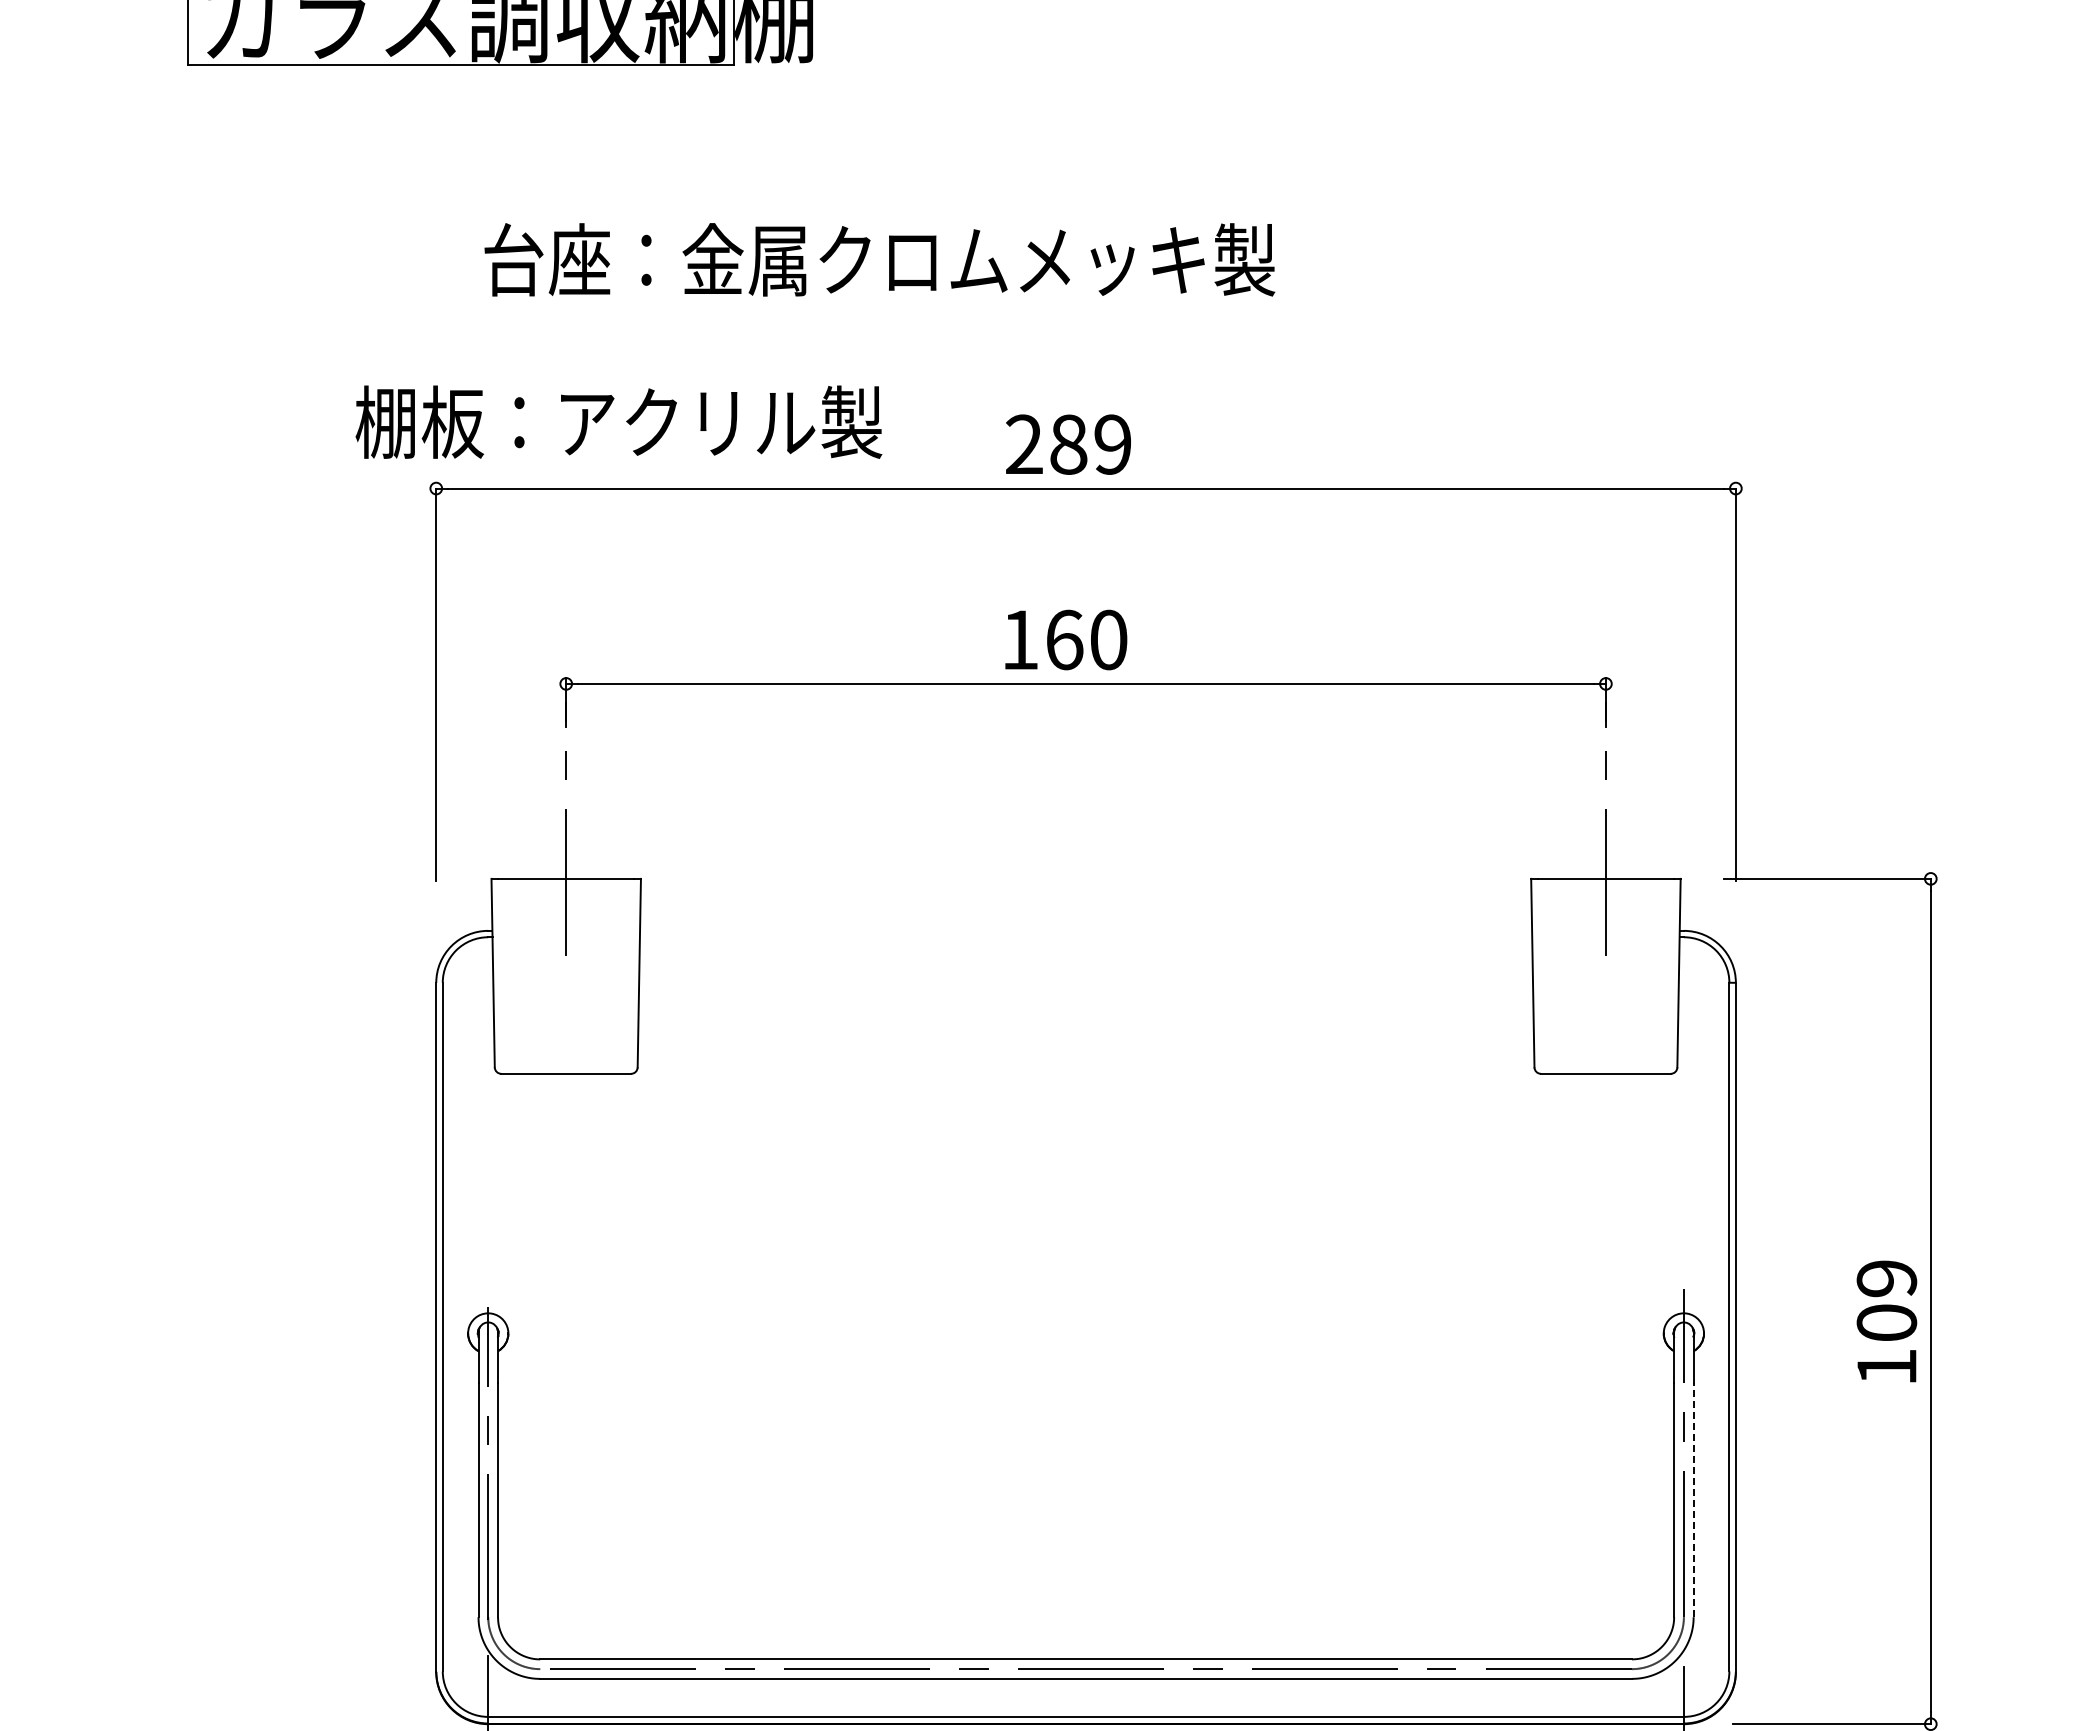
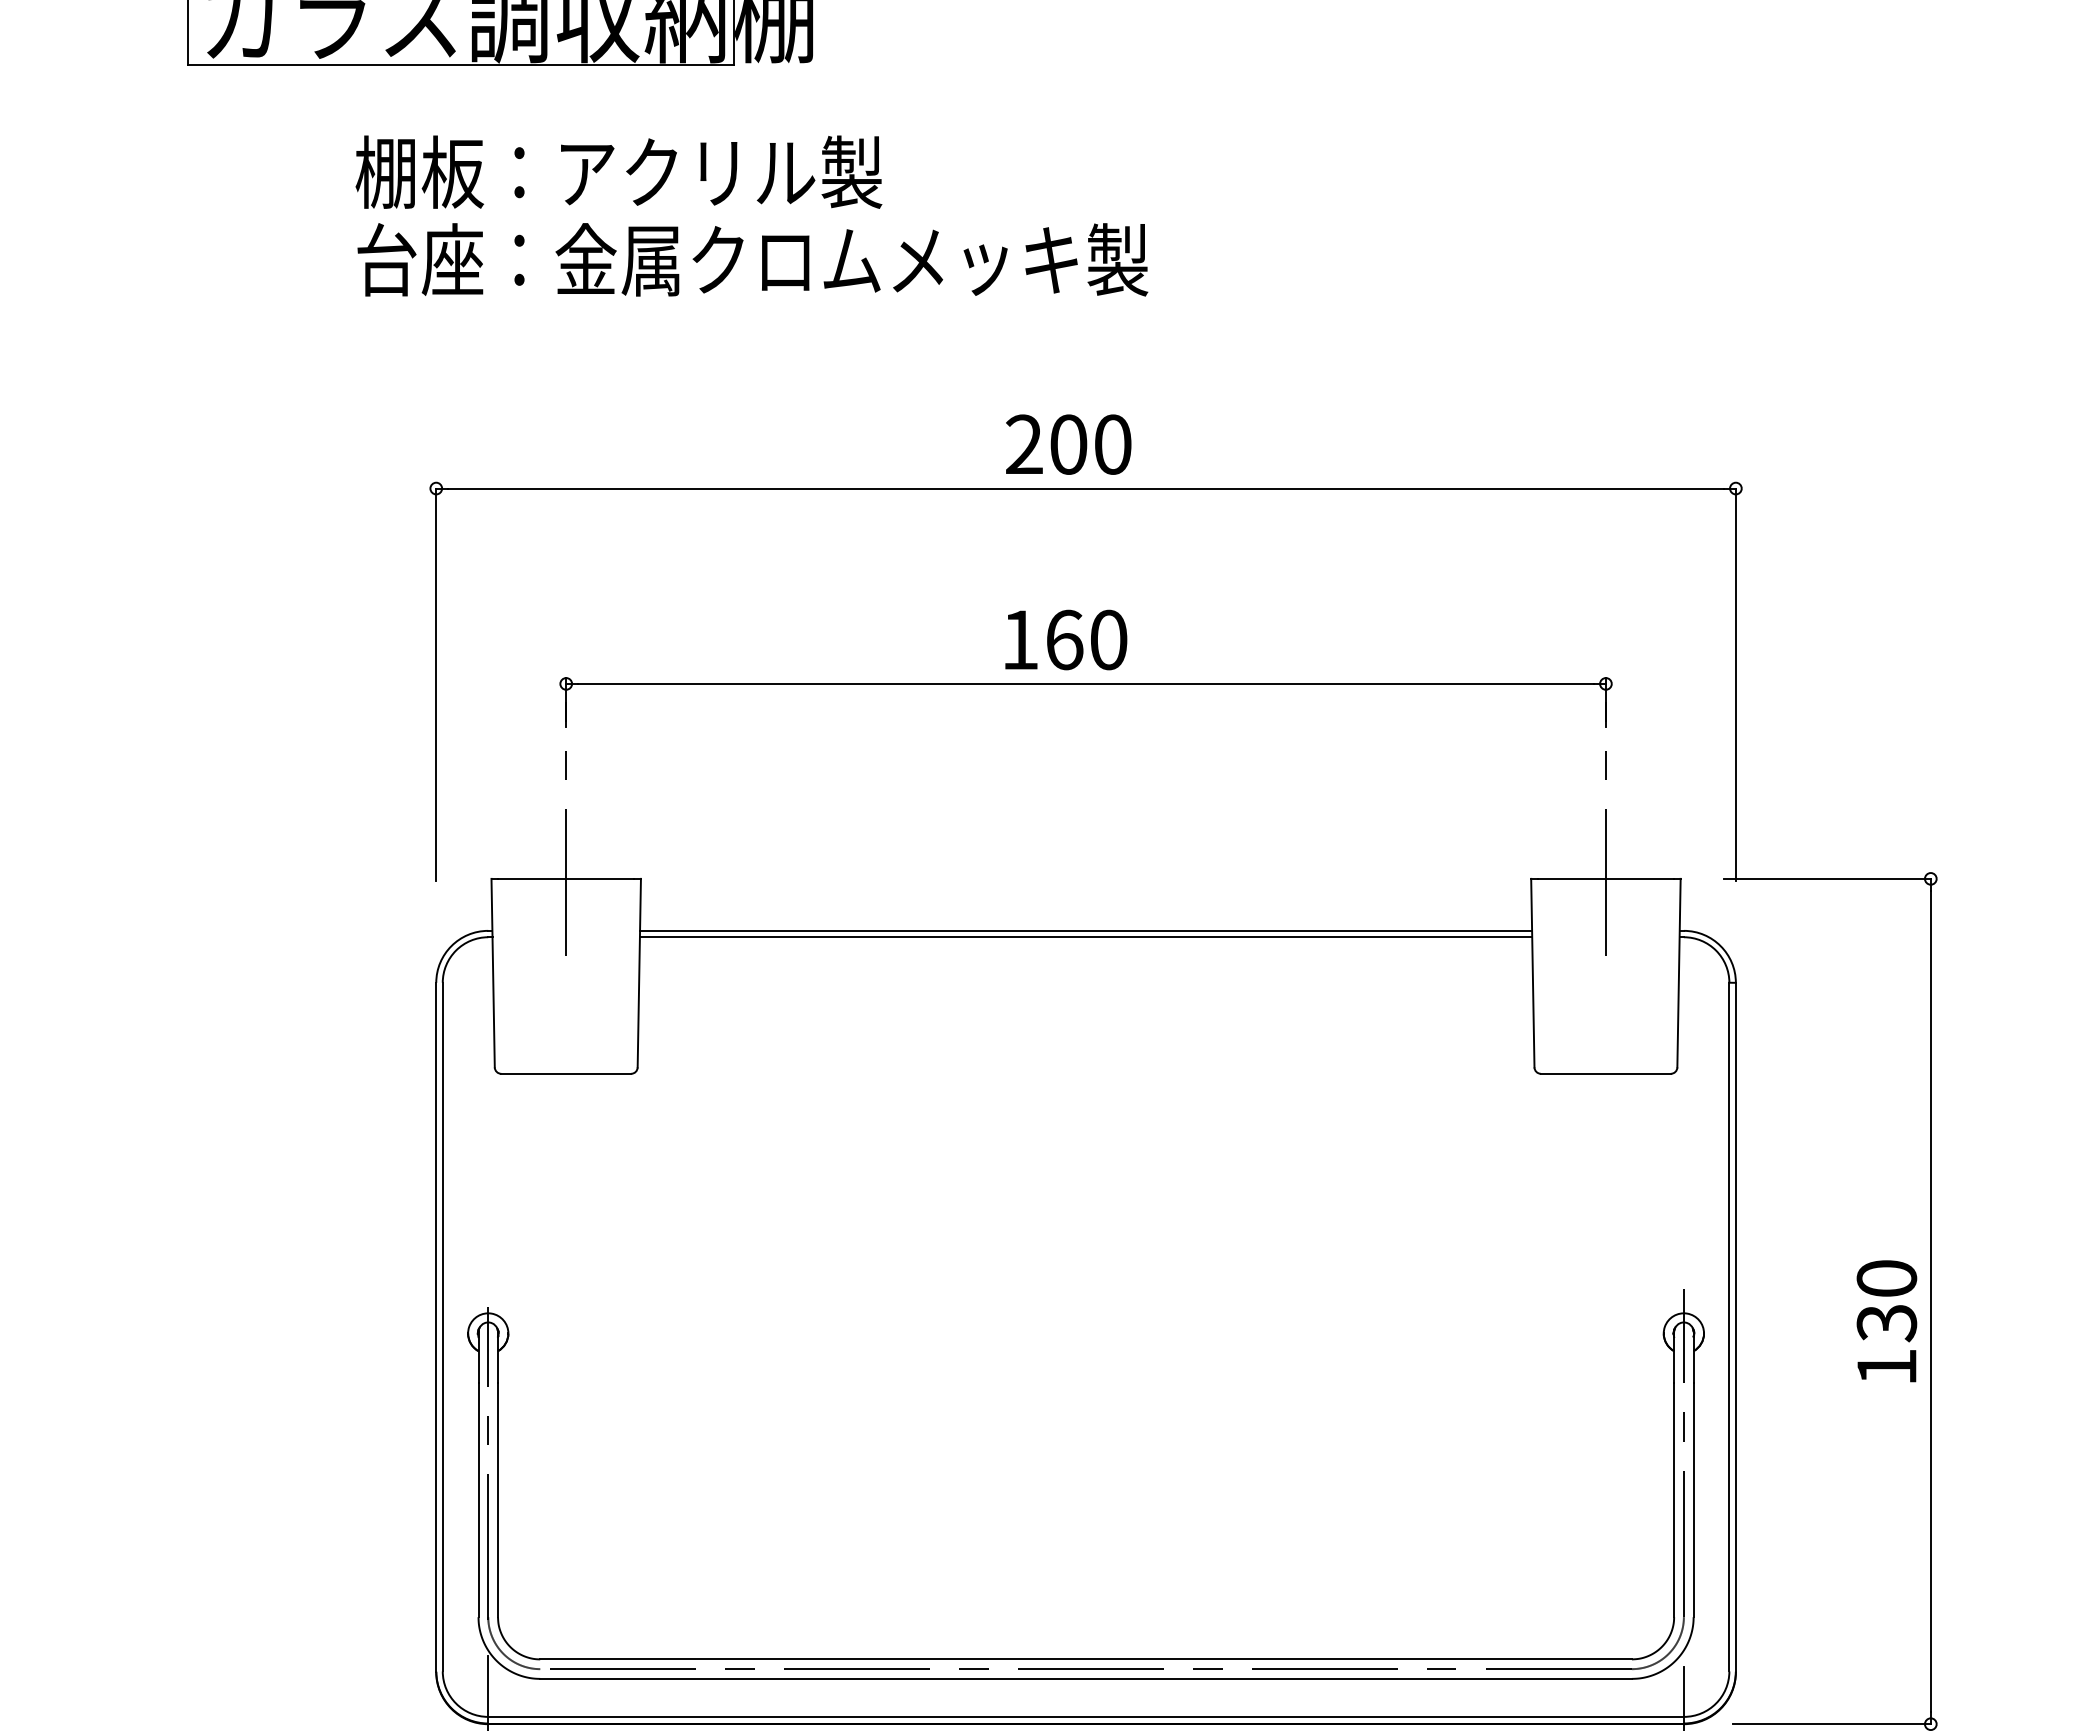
text position: (879, 259) -> (752, 259) (752, 259)
text position: (618, 421) -> (618, 171) (618, 171)
text: 289 -> 200 (1090, 444)
line: none -> present (1086, 930)
line: none -> present (1085, 937)
text: 109 -> 130 (1886, 1301)
line: dashed -> solid (1693, 1500)
